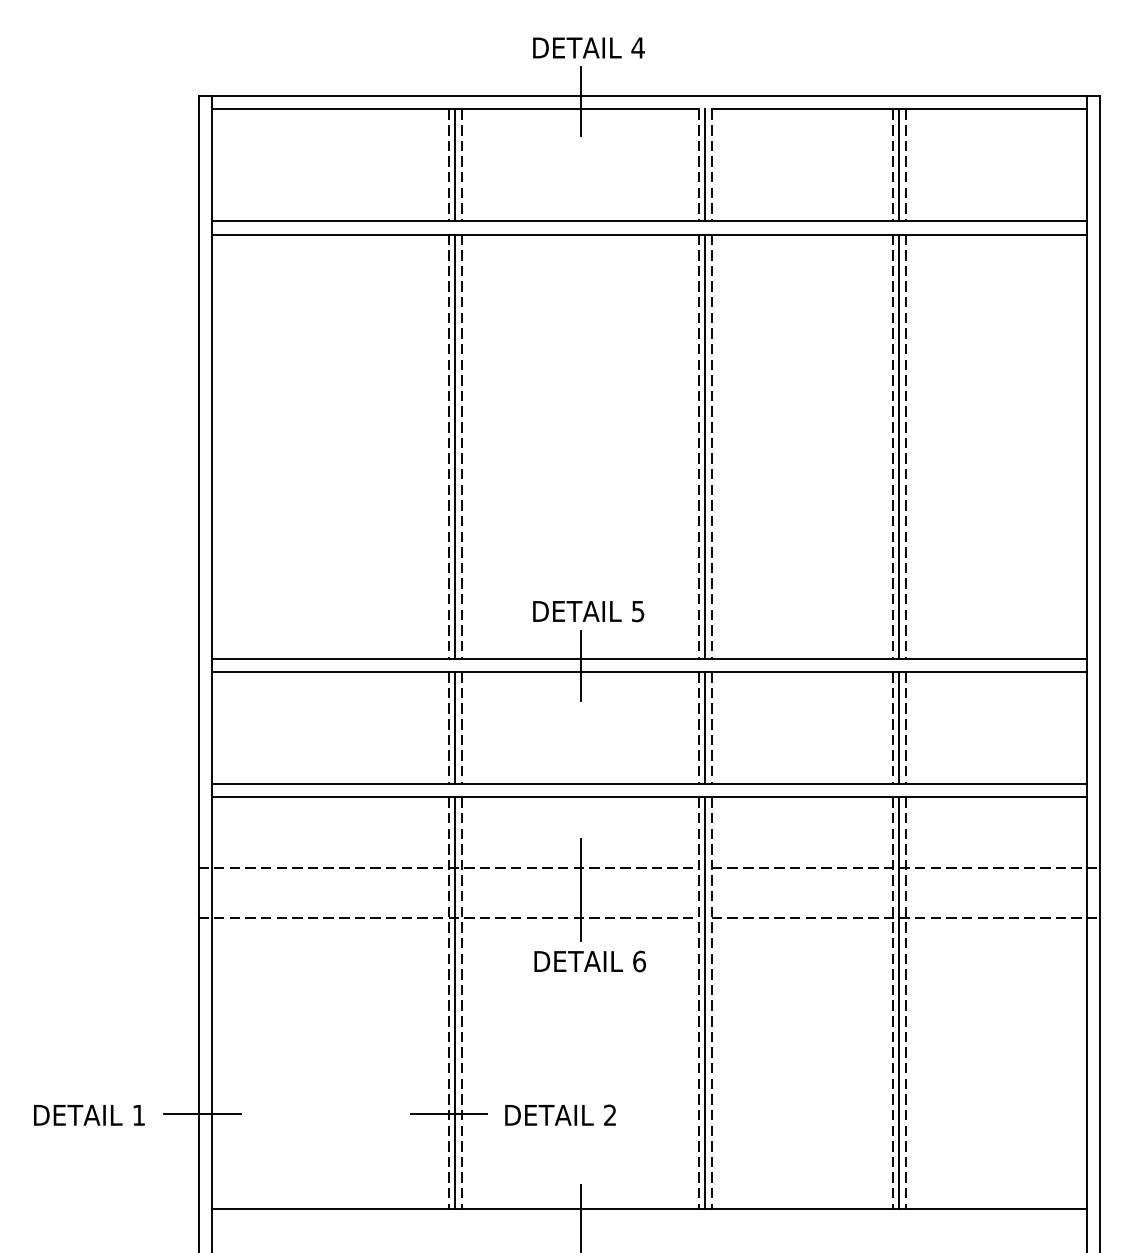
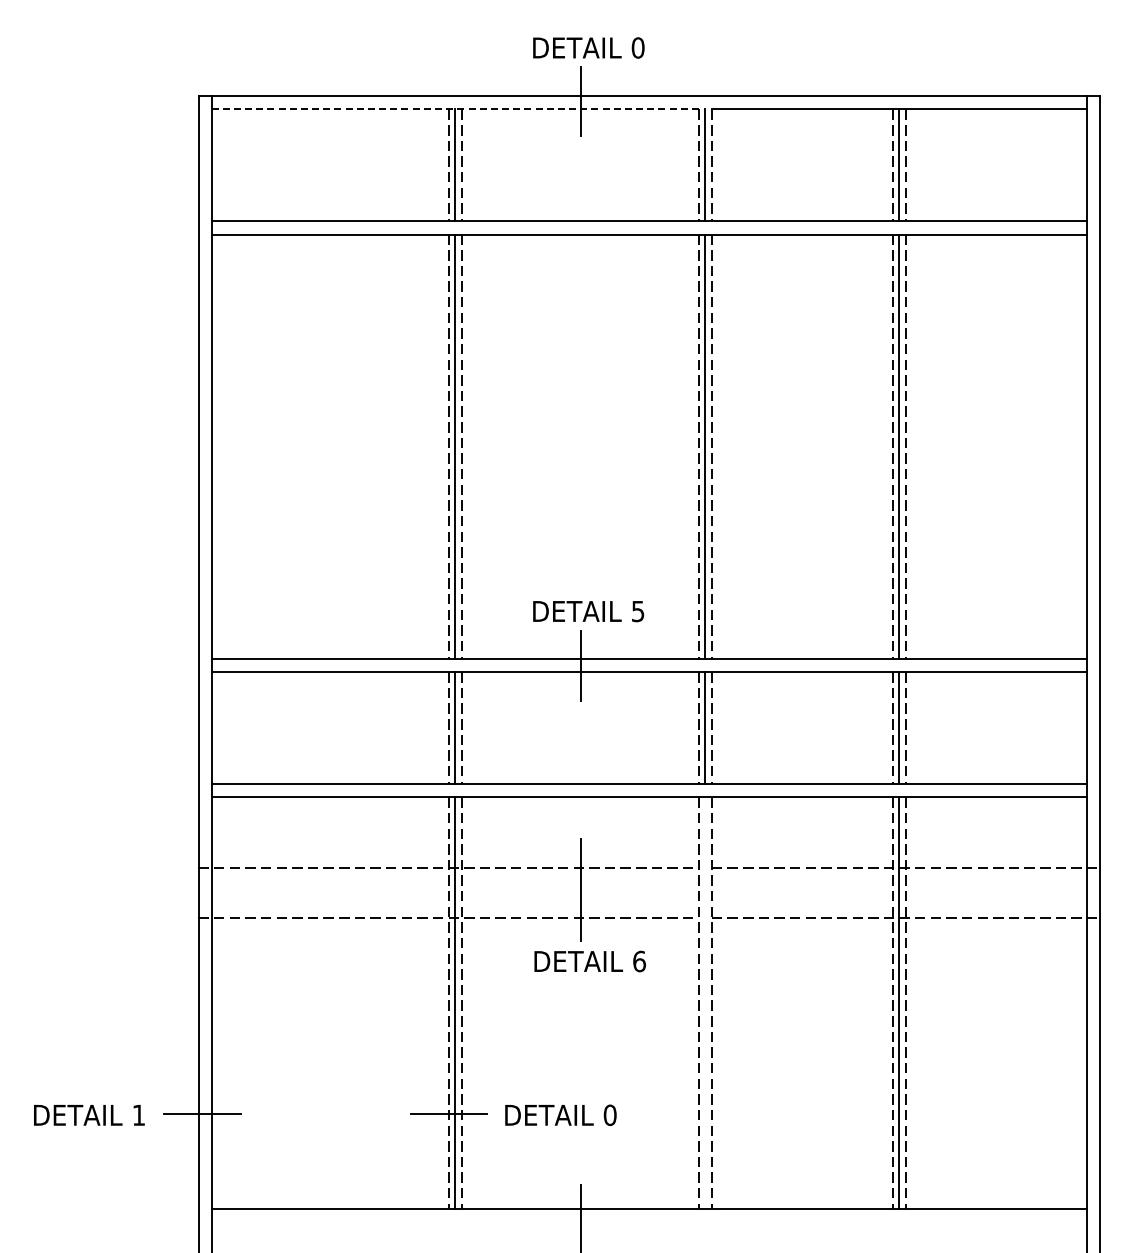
text: 4 -> 0 (637, 47)
line: solid -> dashed (455, 109)
line: present -> none (705, 1002)
text: 2 -> 0 (609, 1115)
